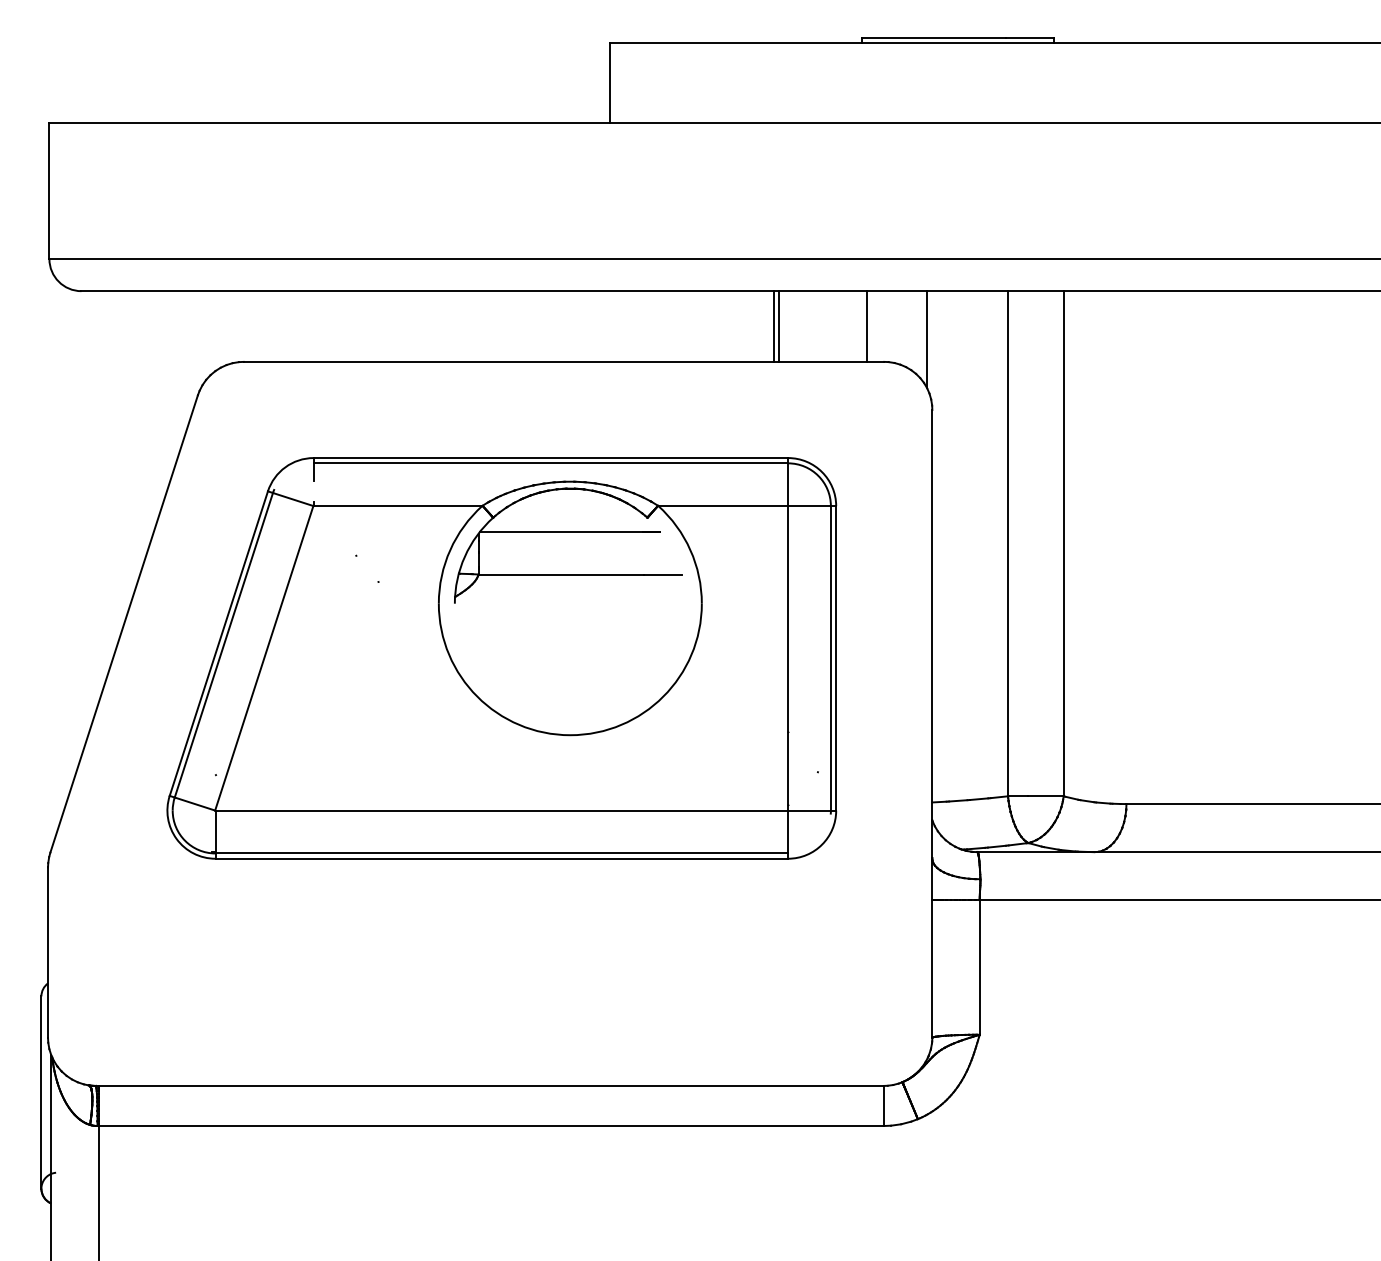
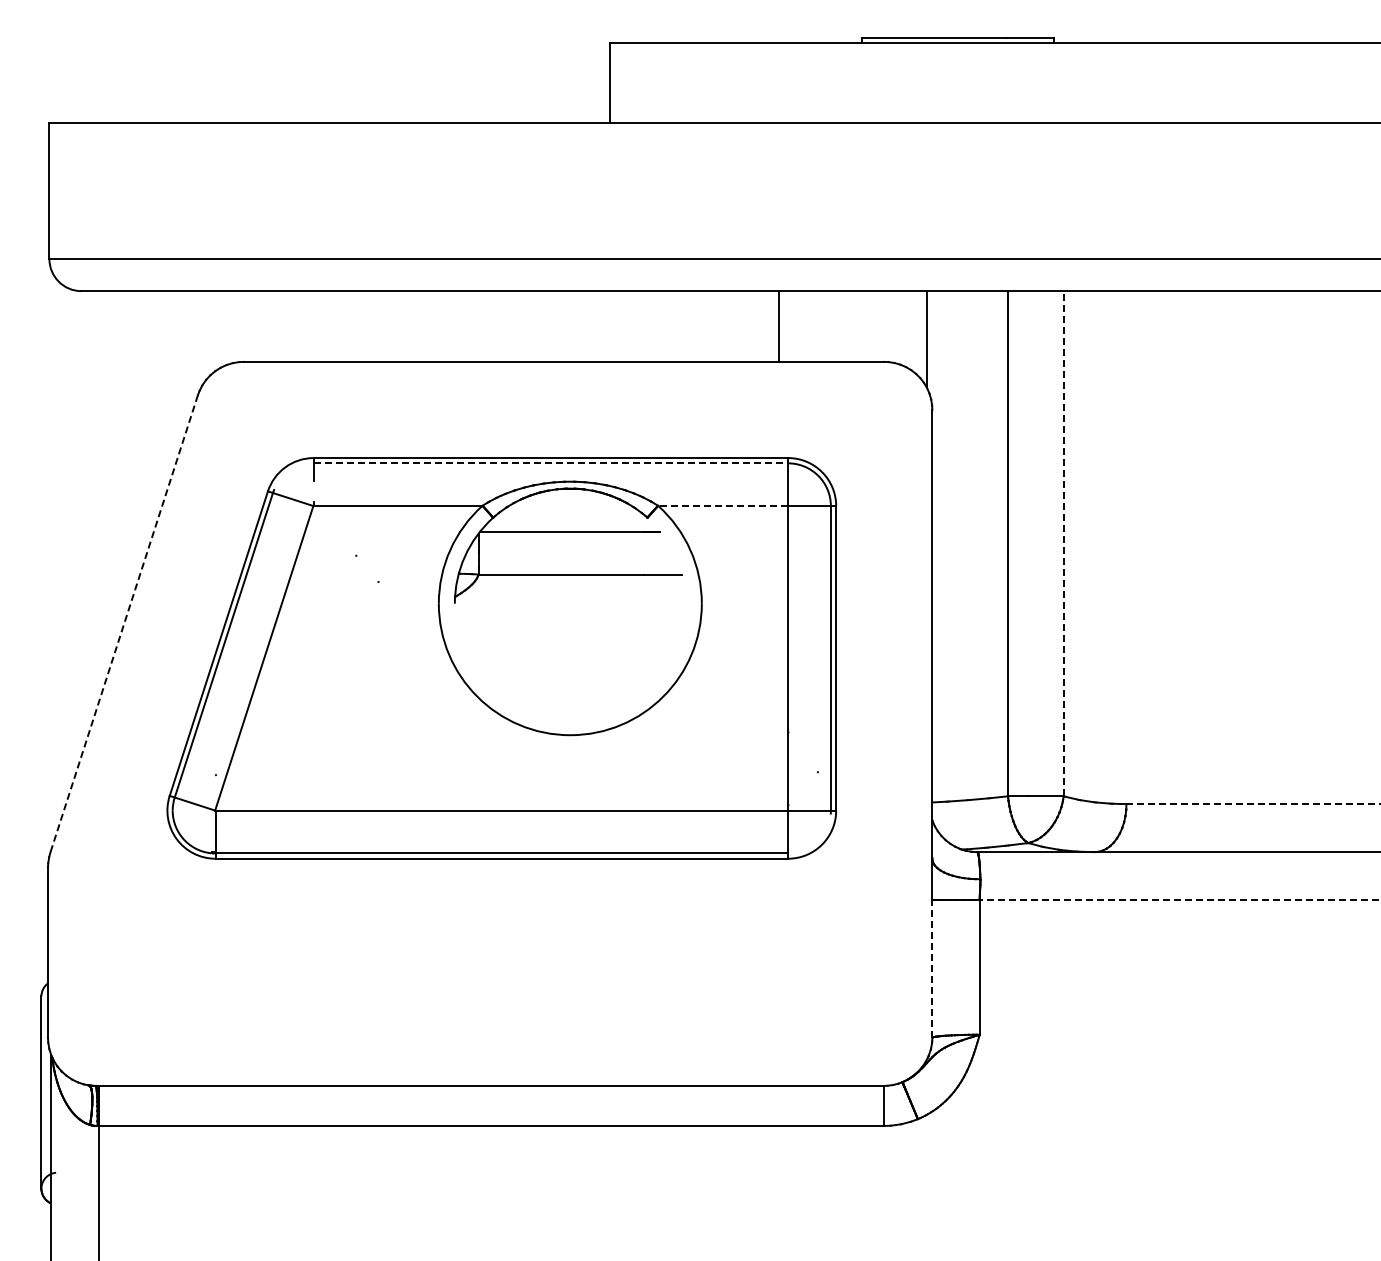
line: present -> none (774, 326)
line: present -> none (866, 326)
line: solid -> dashed (551, 463)
line: solid -> dashed (723, 505)
line: solid -> dashed (1063, 543)
line: solid -> dashed (124, 624)
line: solid -> dashed (1253, 804)
line: solid -> dashed (1179, 900)
line: solid -> dashed (932, 968)
